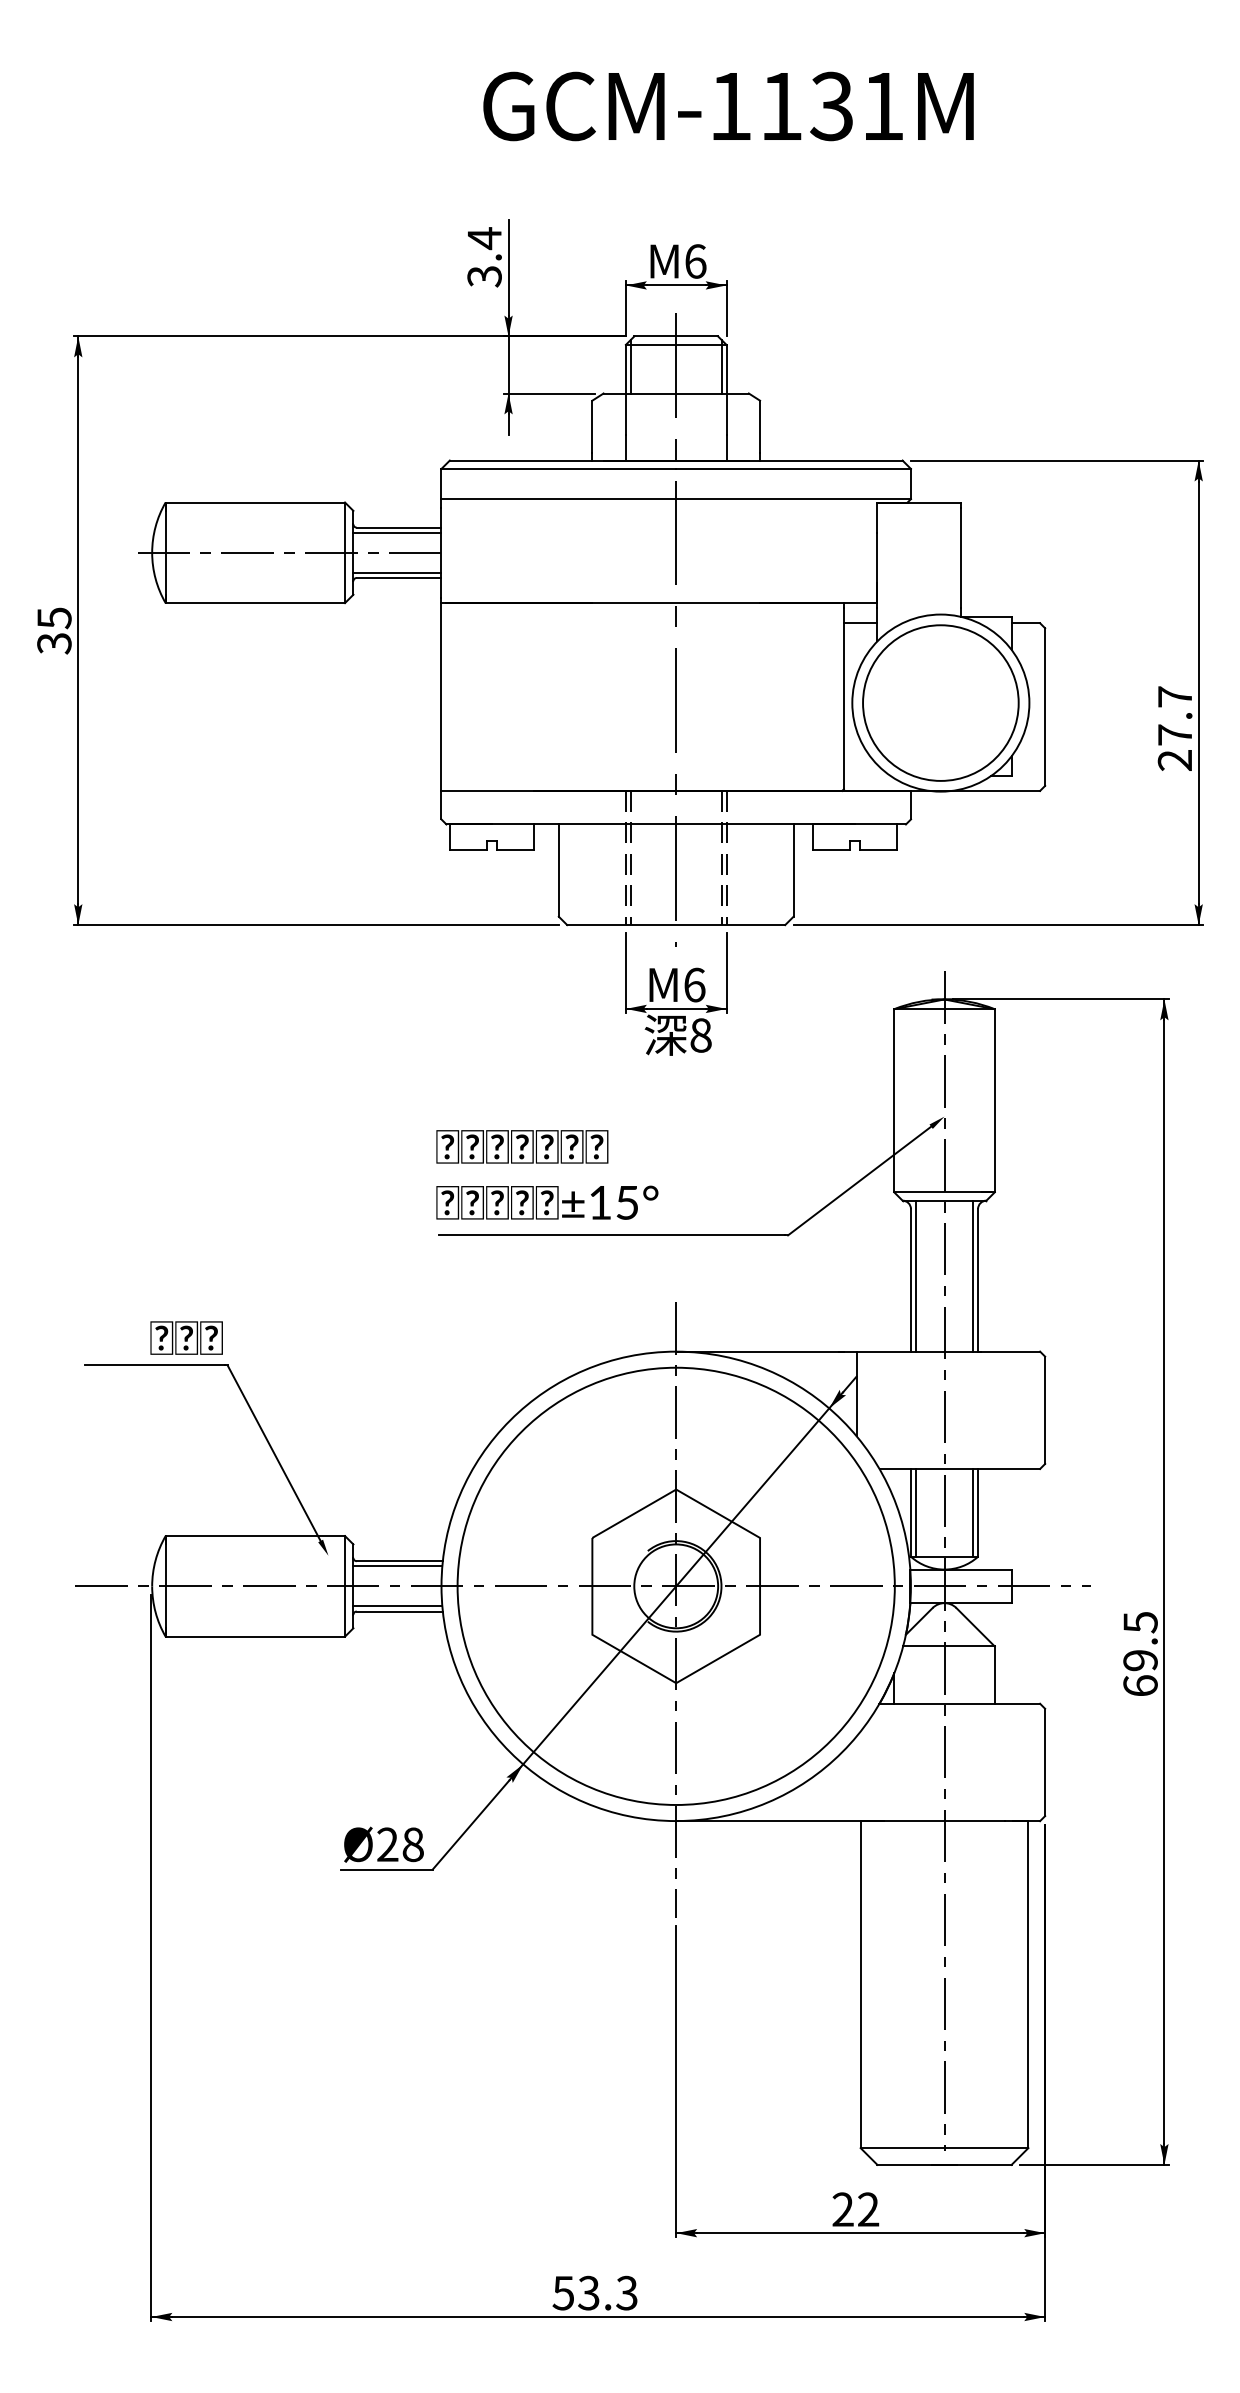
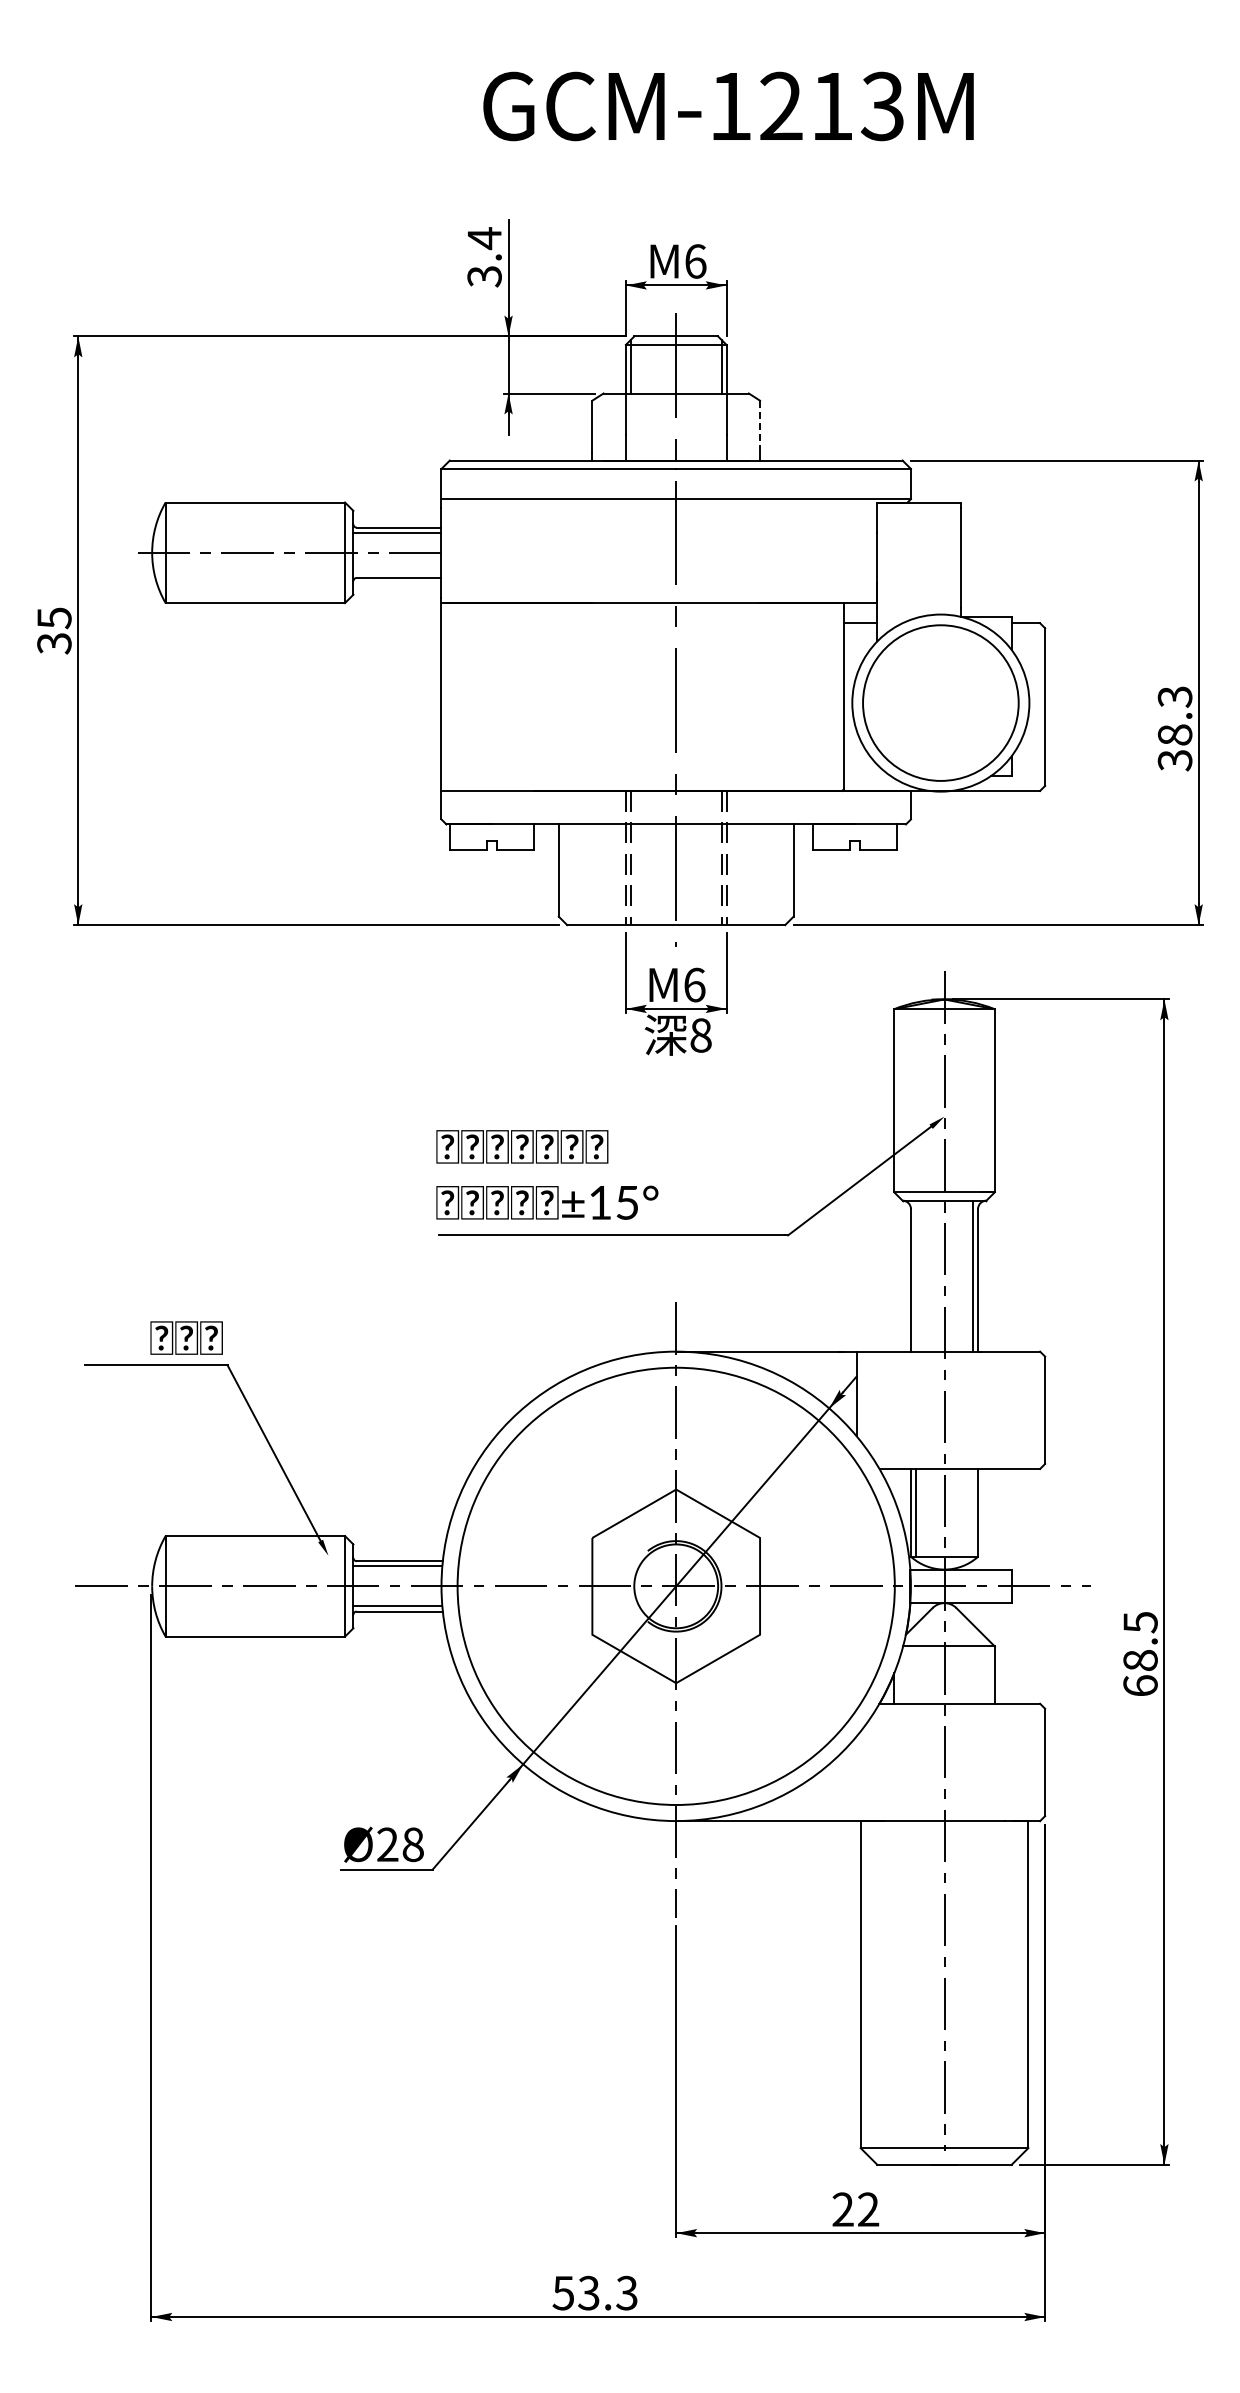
text: GCM-1131M -> GCM-1213M (831, 106)
line: solid -> dashed (760, 427)
line: present -> none (397, 572)
text: 27.7 -> 38.3 (1174, 728)
line: present -> none (916, 1275)
line: present -> none (973, 1512)
text: 69.5 -> 68.5 (1140, 1660)
